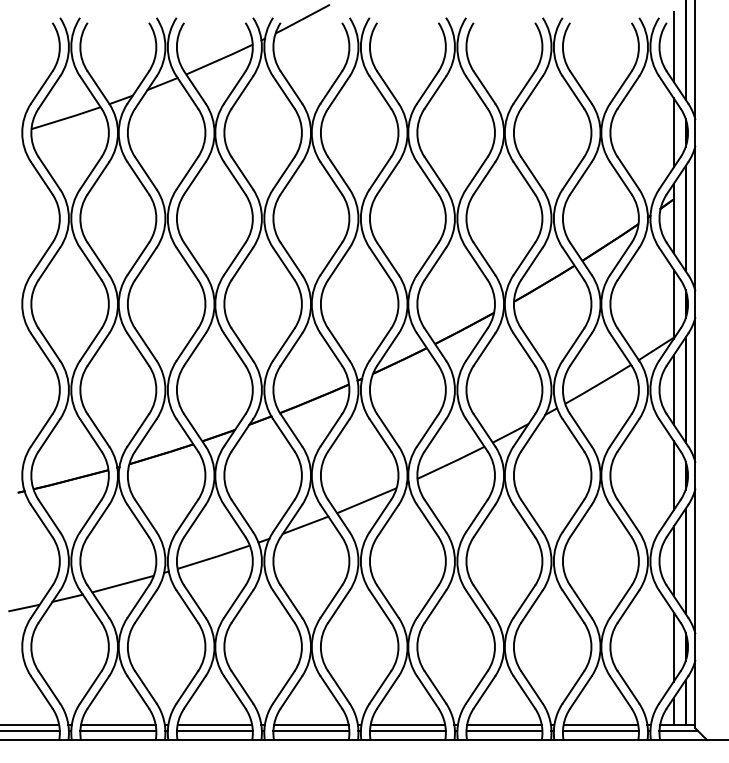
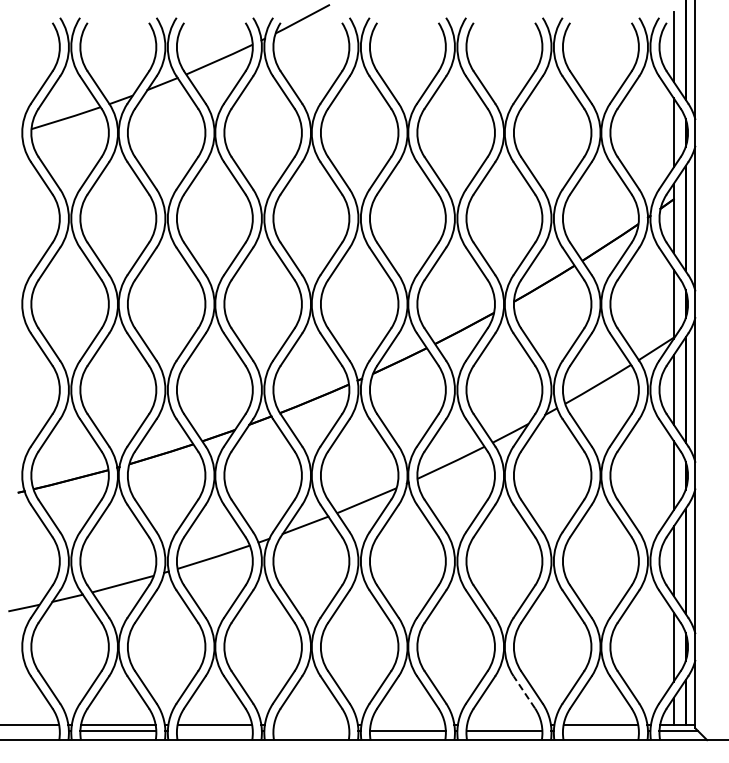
line: solid -> dashed (524, 691)
line: present -> none (311, 725)
line: present -> none (407, 725)
line: present -> none (504, 725)
line: present -> none (30, 730)
line: present -> none (214, 730)
line: present -> none (311, 730)
line: present -> none (600, 730)
